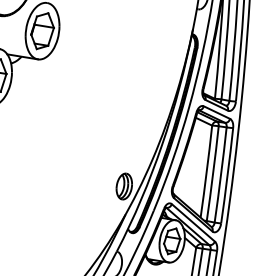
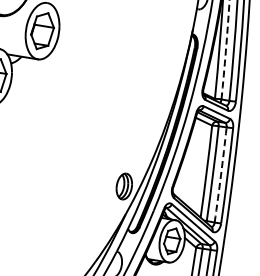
arc: solid -> dashed (225, 50)
arc: solid -> dashed (221, 175)
